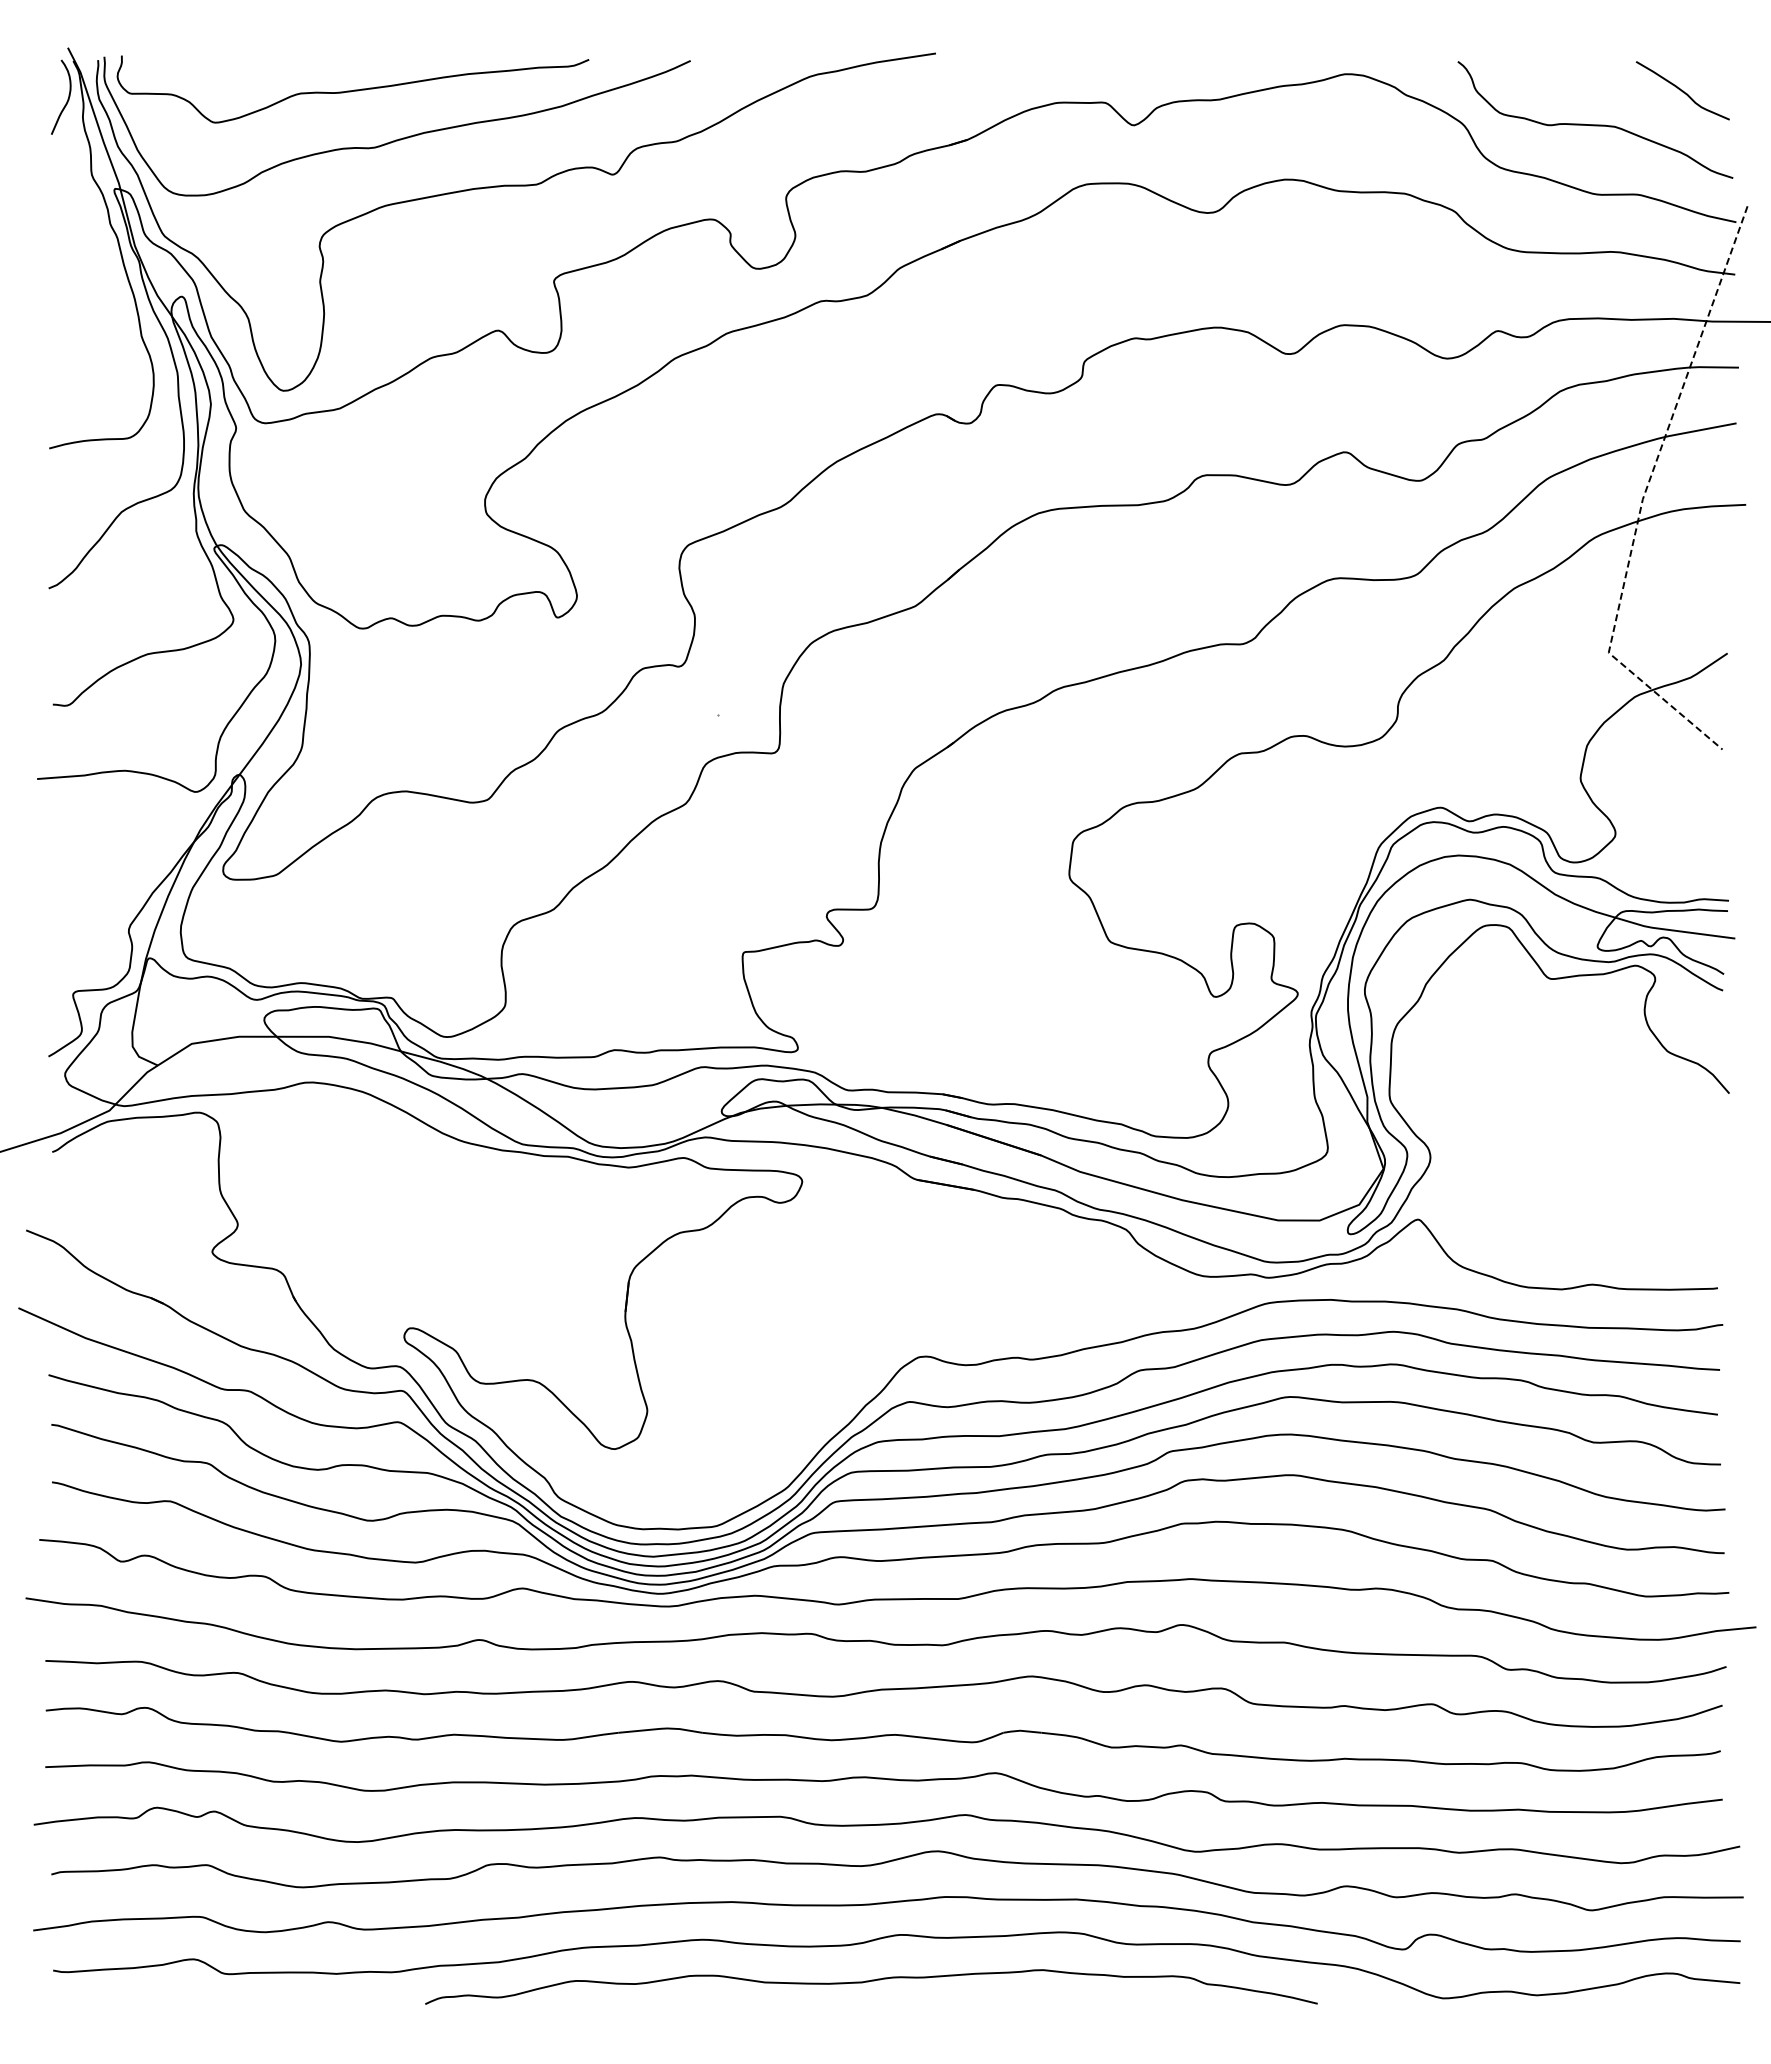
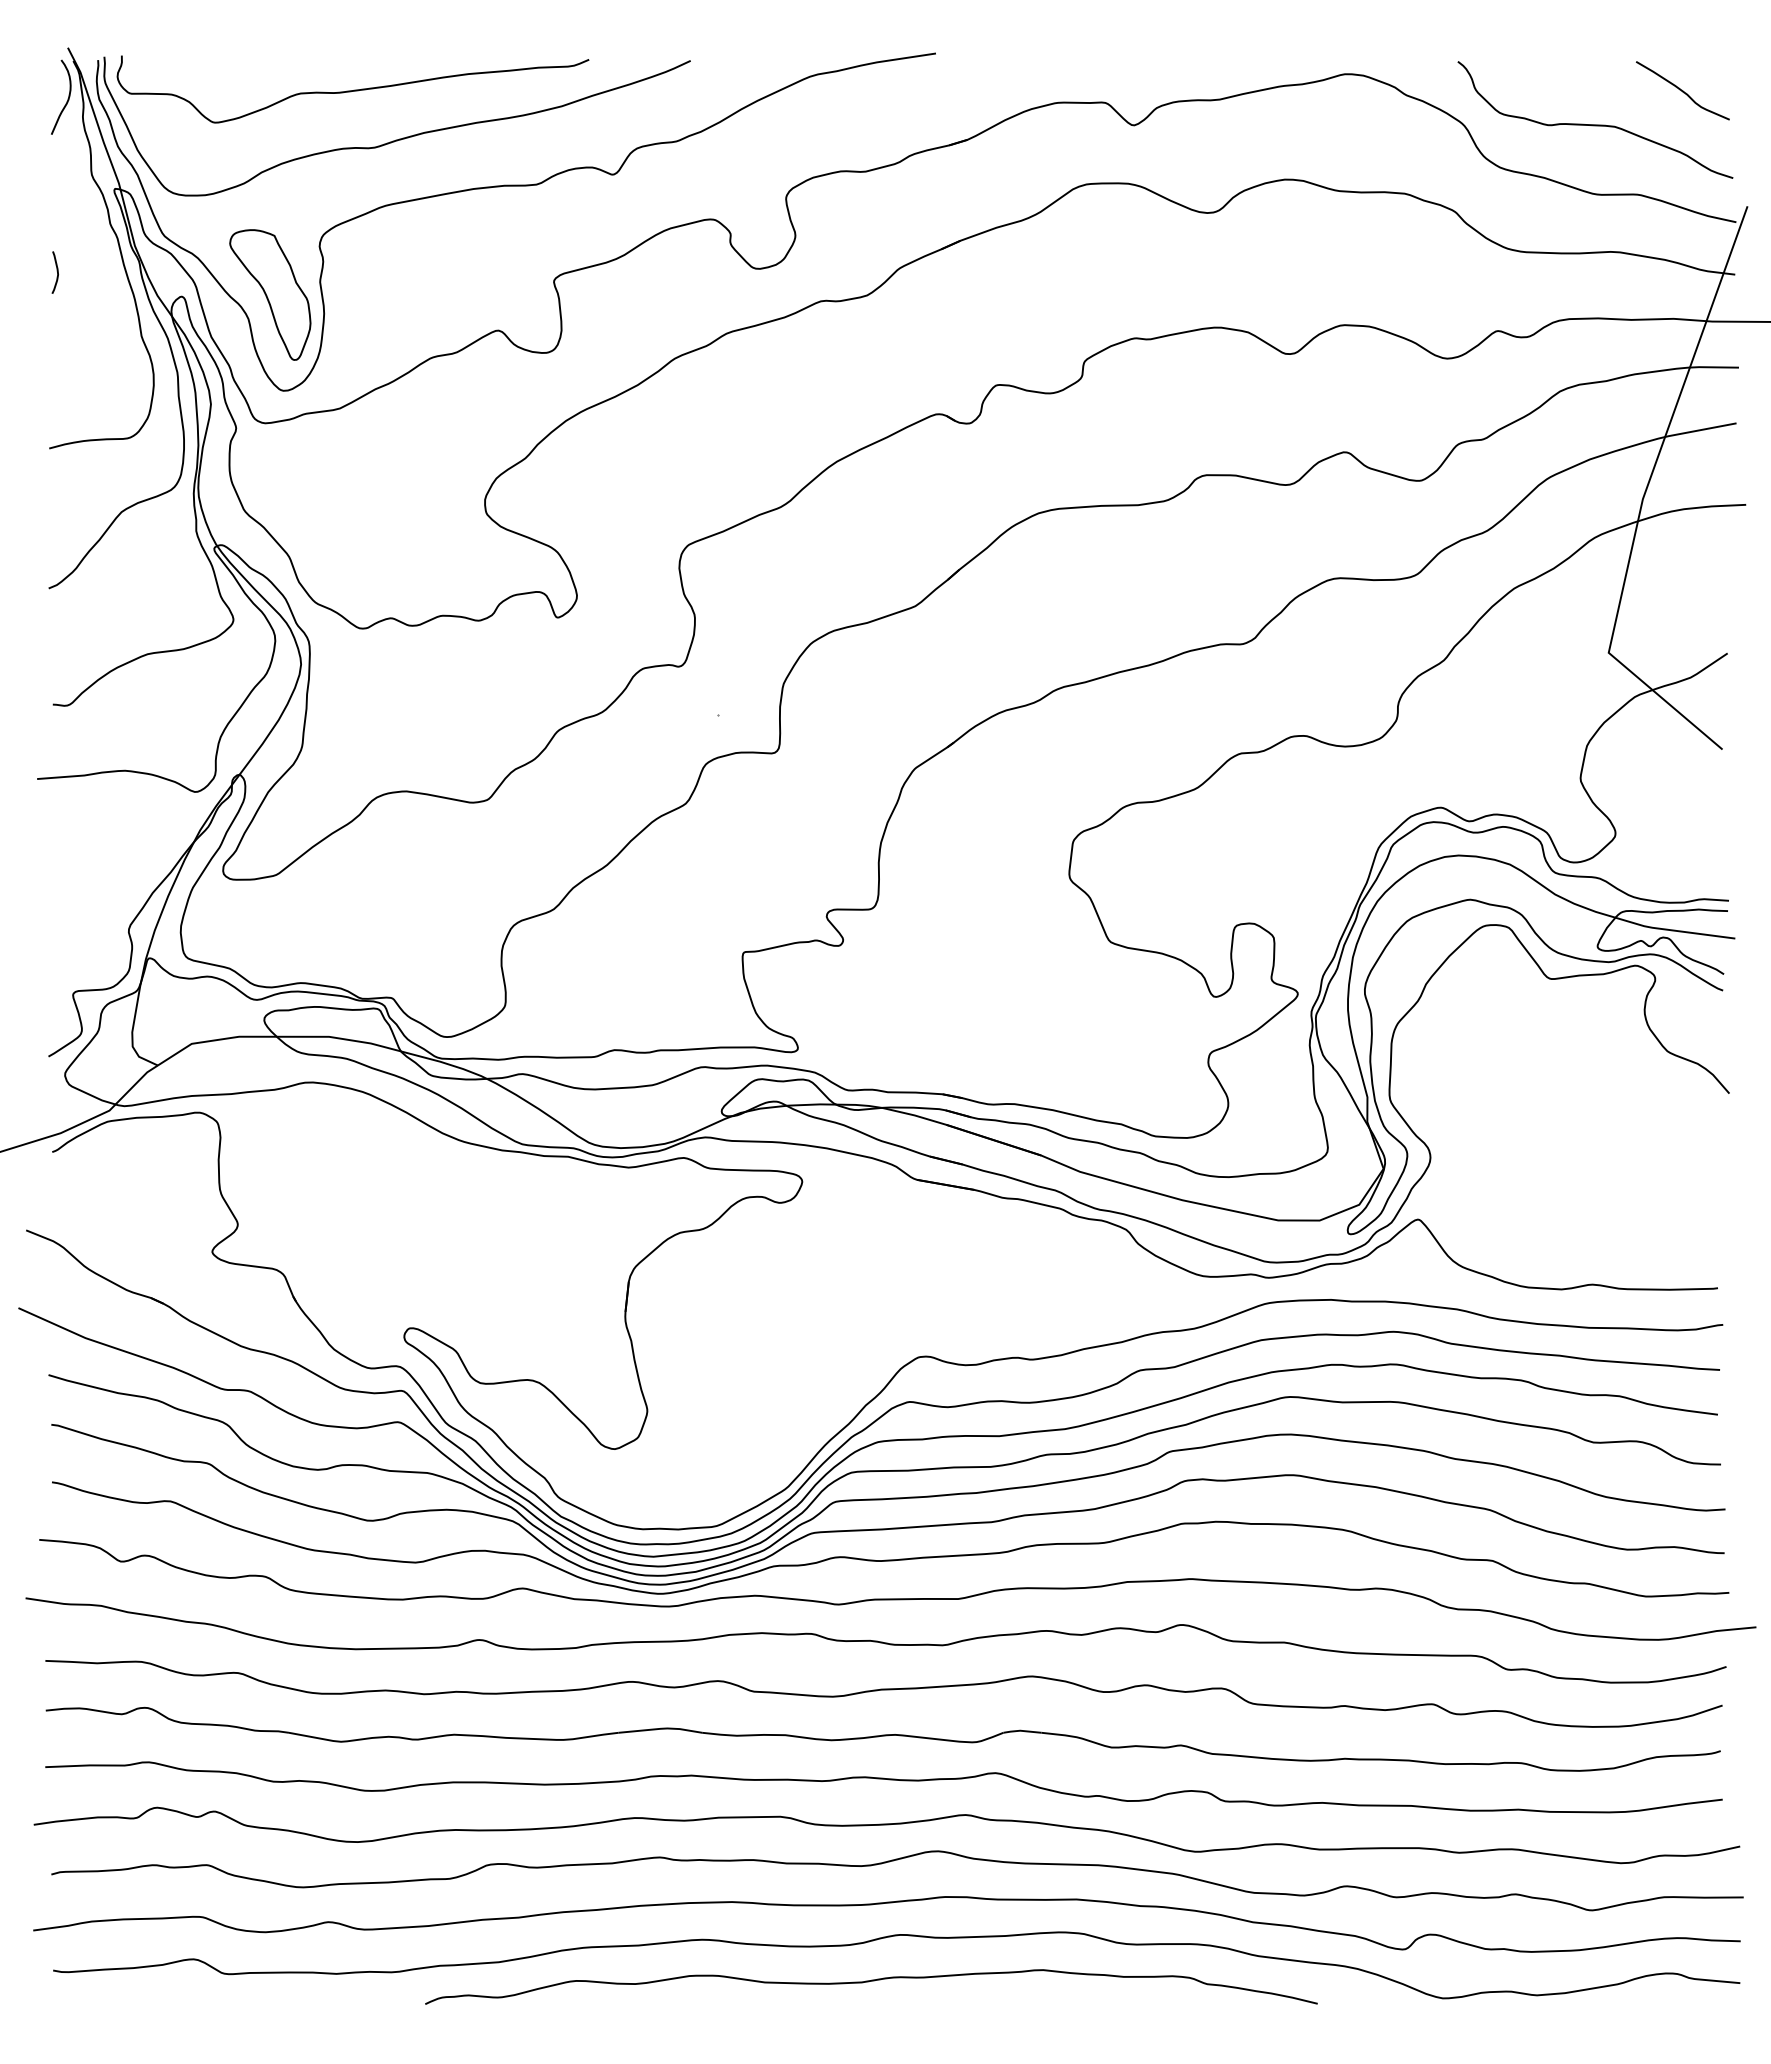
curve: none -> present (56, 271)
part: none -> present (270, 294)
line: dashed -> solid (1643, 498)
